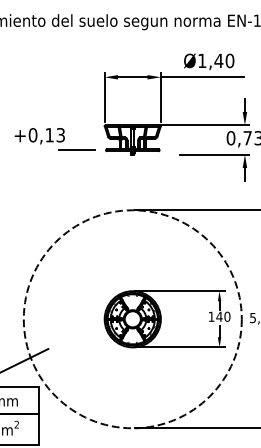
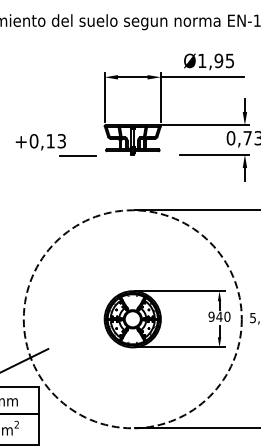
text: Ø1,40 -> Ø1,95 (224, 60)
part position: (54, 139) -> (55, 145) (55, 145)
text: 140 -> 940 (211, 316)
